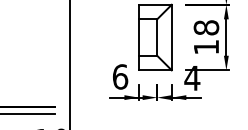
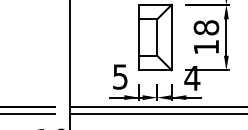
text: 6 -> 5 (120, 76)
line: none -> present (156, 106)
line: none -> present (156, 114)
